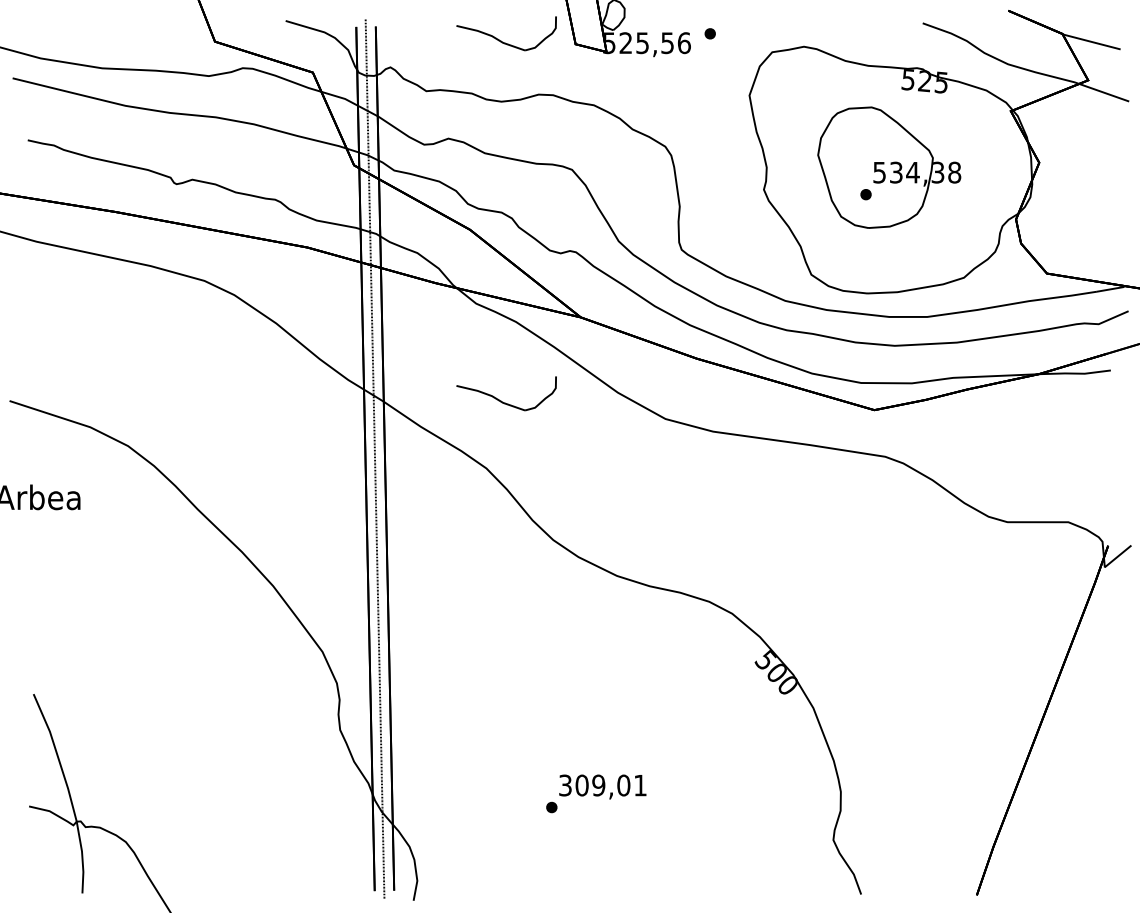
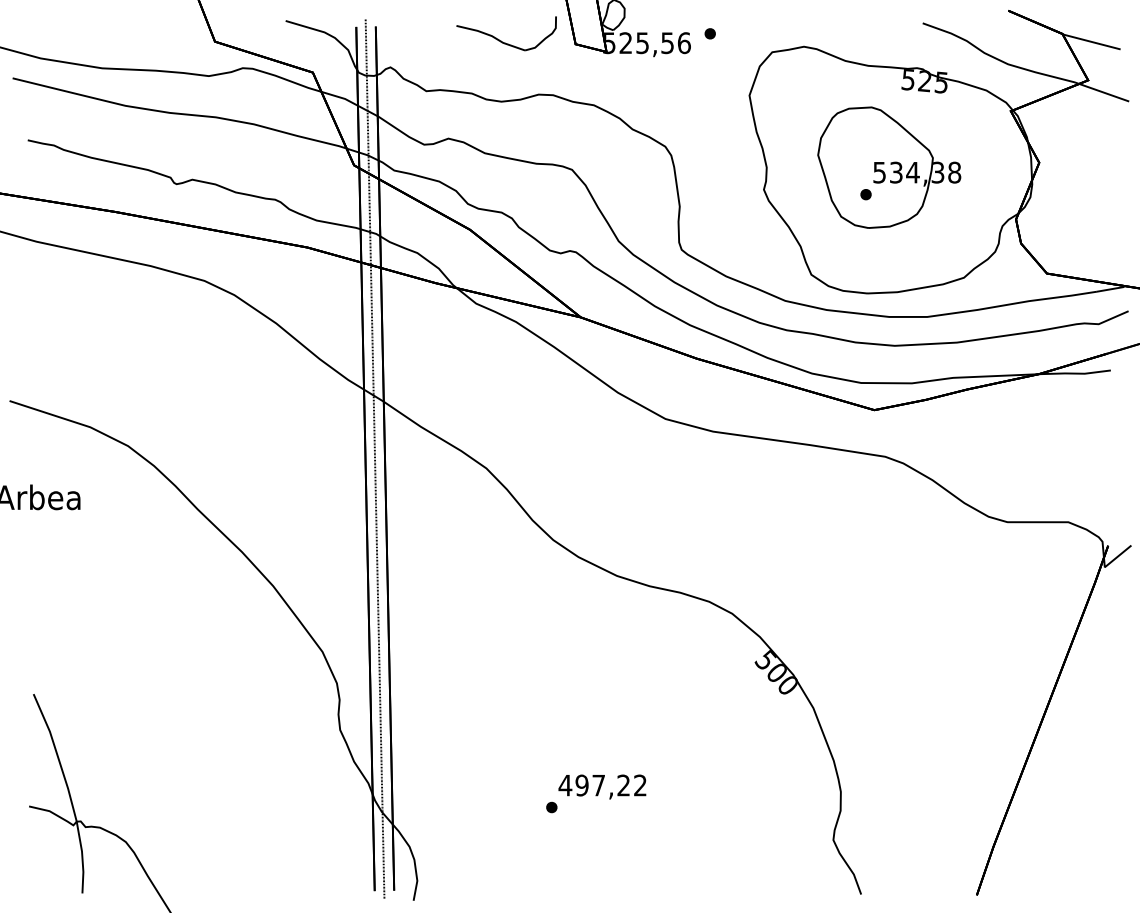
part: present -> none (501, 400)
text: 309,01 -> 497,22 (602, 785)
